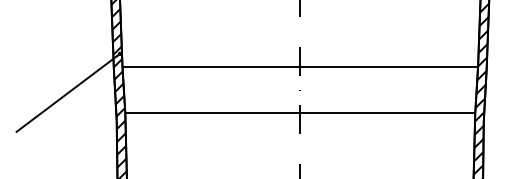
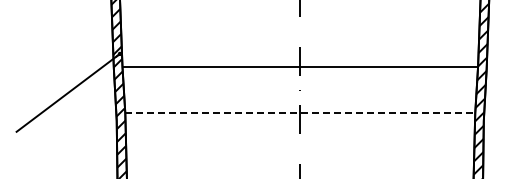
line: solid -> dashed (300, 113)
